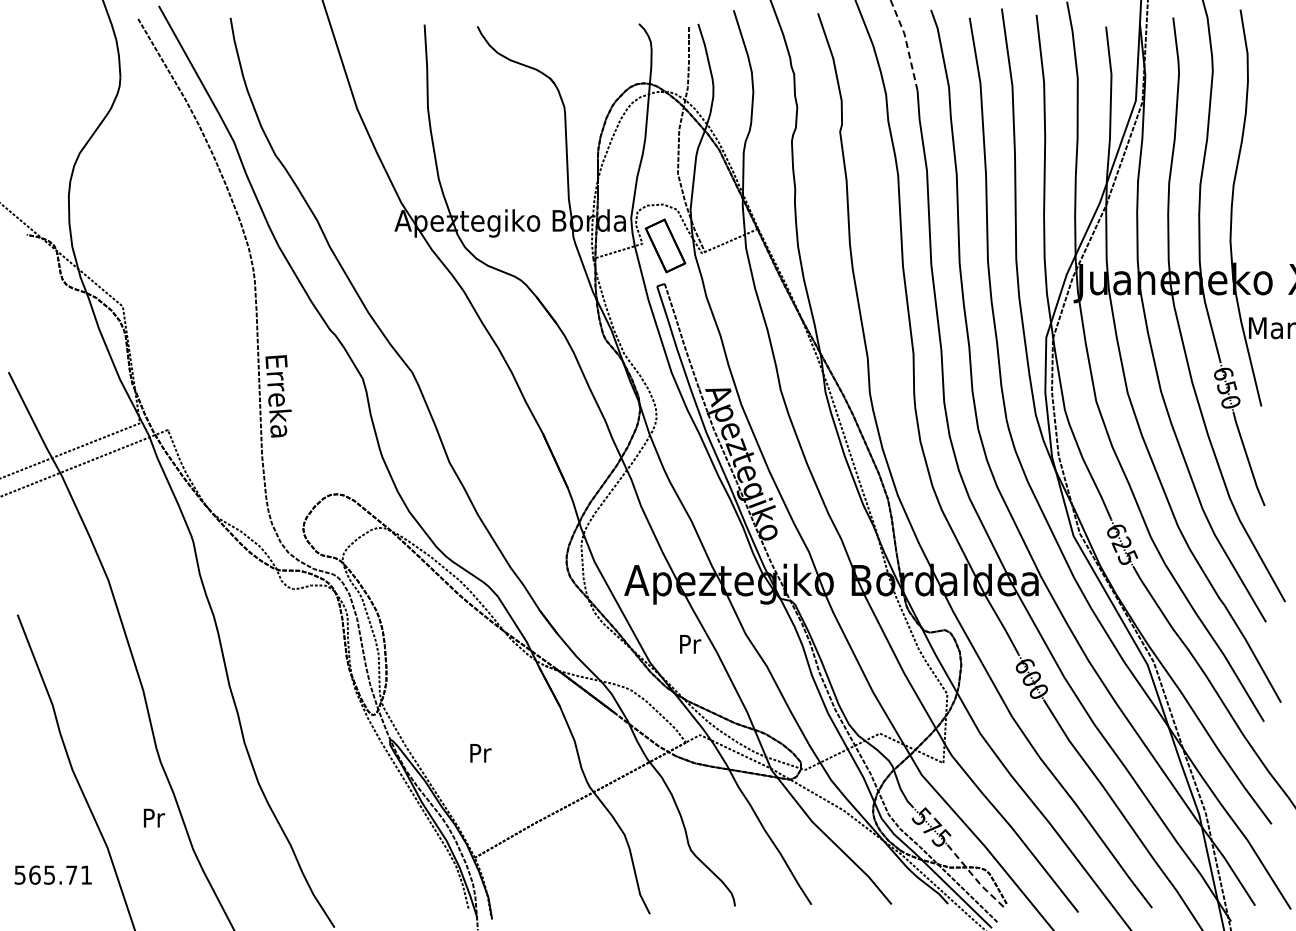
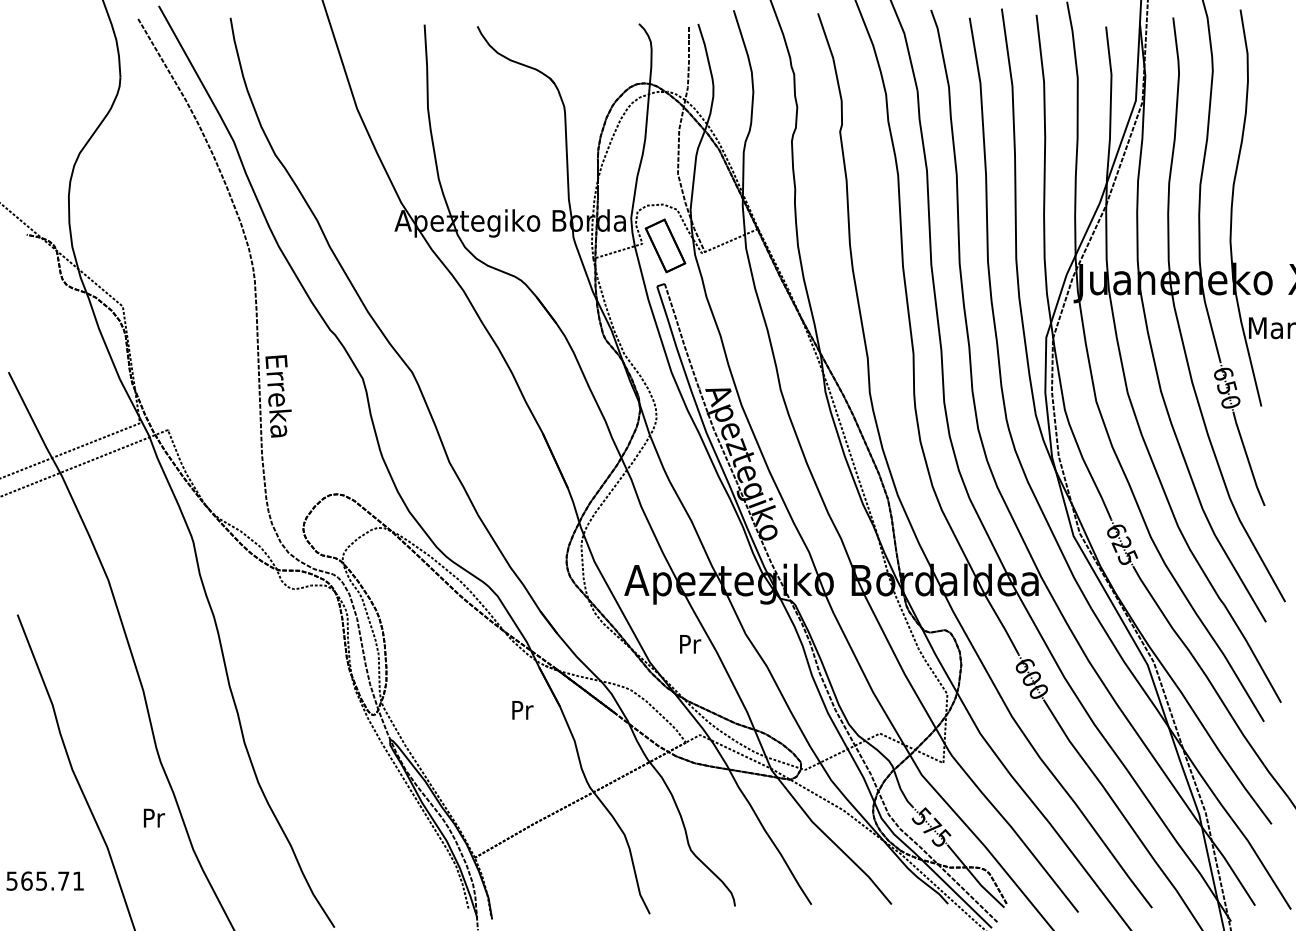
line: dashed -> solid (906, 44)
text position: (480, 753) -> (522, 710) (522, 710)
text position: (52, 874) -> (44, 880) (44, 880)
line: dashed -> solid (974, 877)
